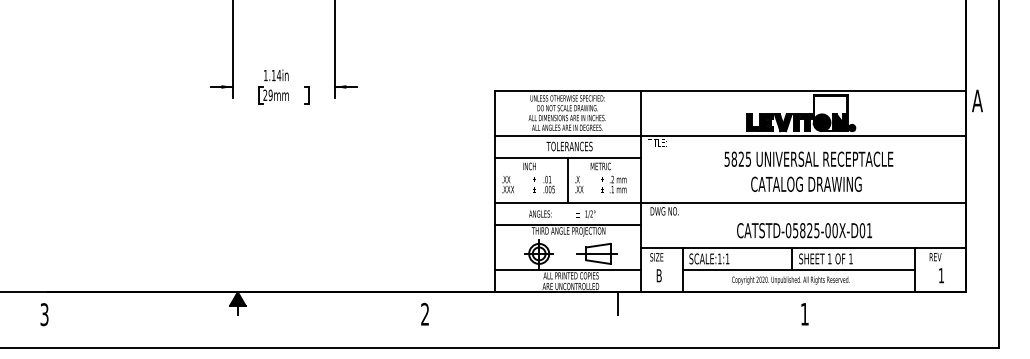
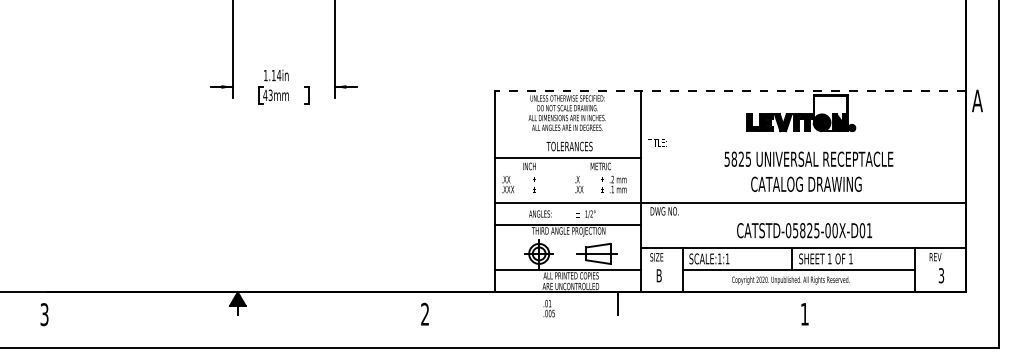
line: solid -> dashed (729, 90)
text: 29mm -> 43mm (267, 94)
line: present -> none (730, 135)
line: present -> none (568, 180)
text position: (548, 184) -> (548, 308) (548, 308)
text: 1 -> 3 (941, 275)
